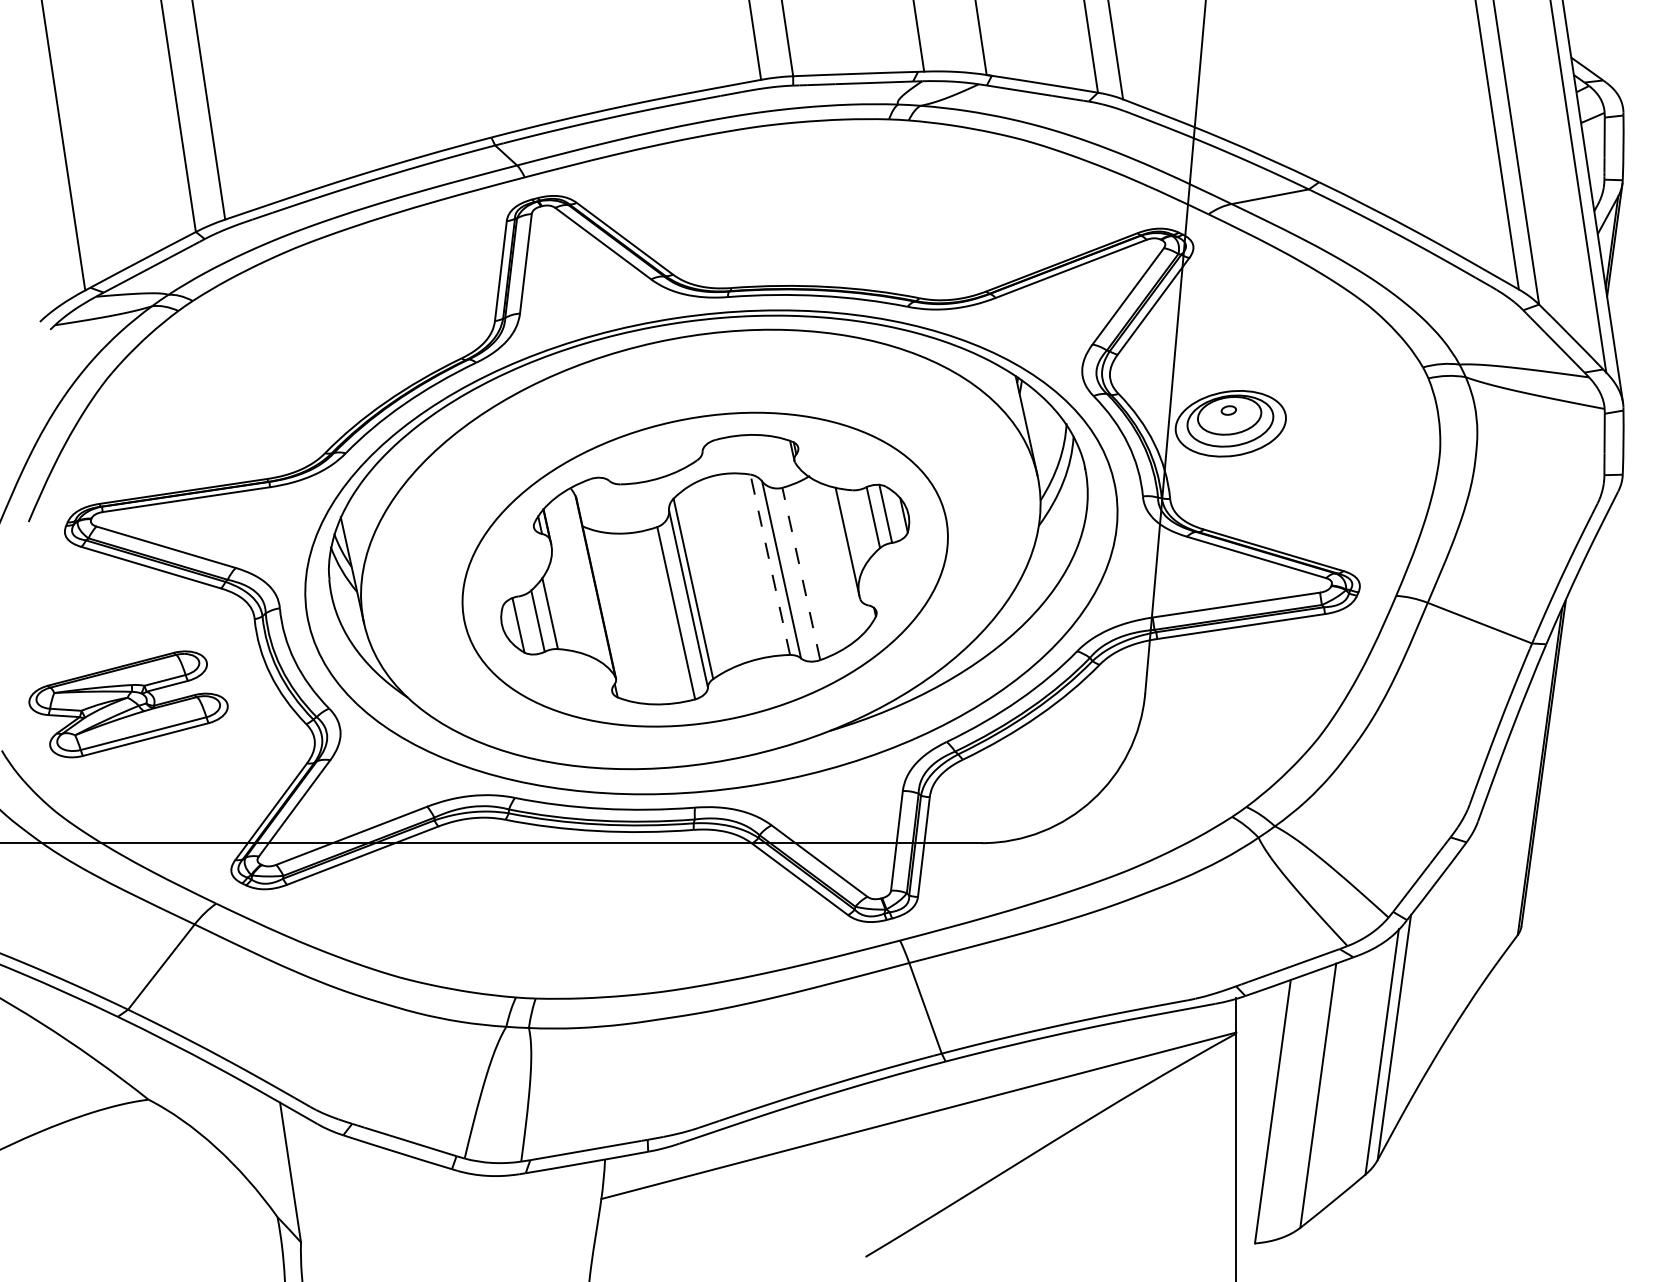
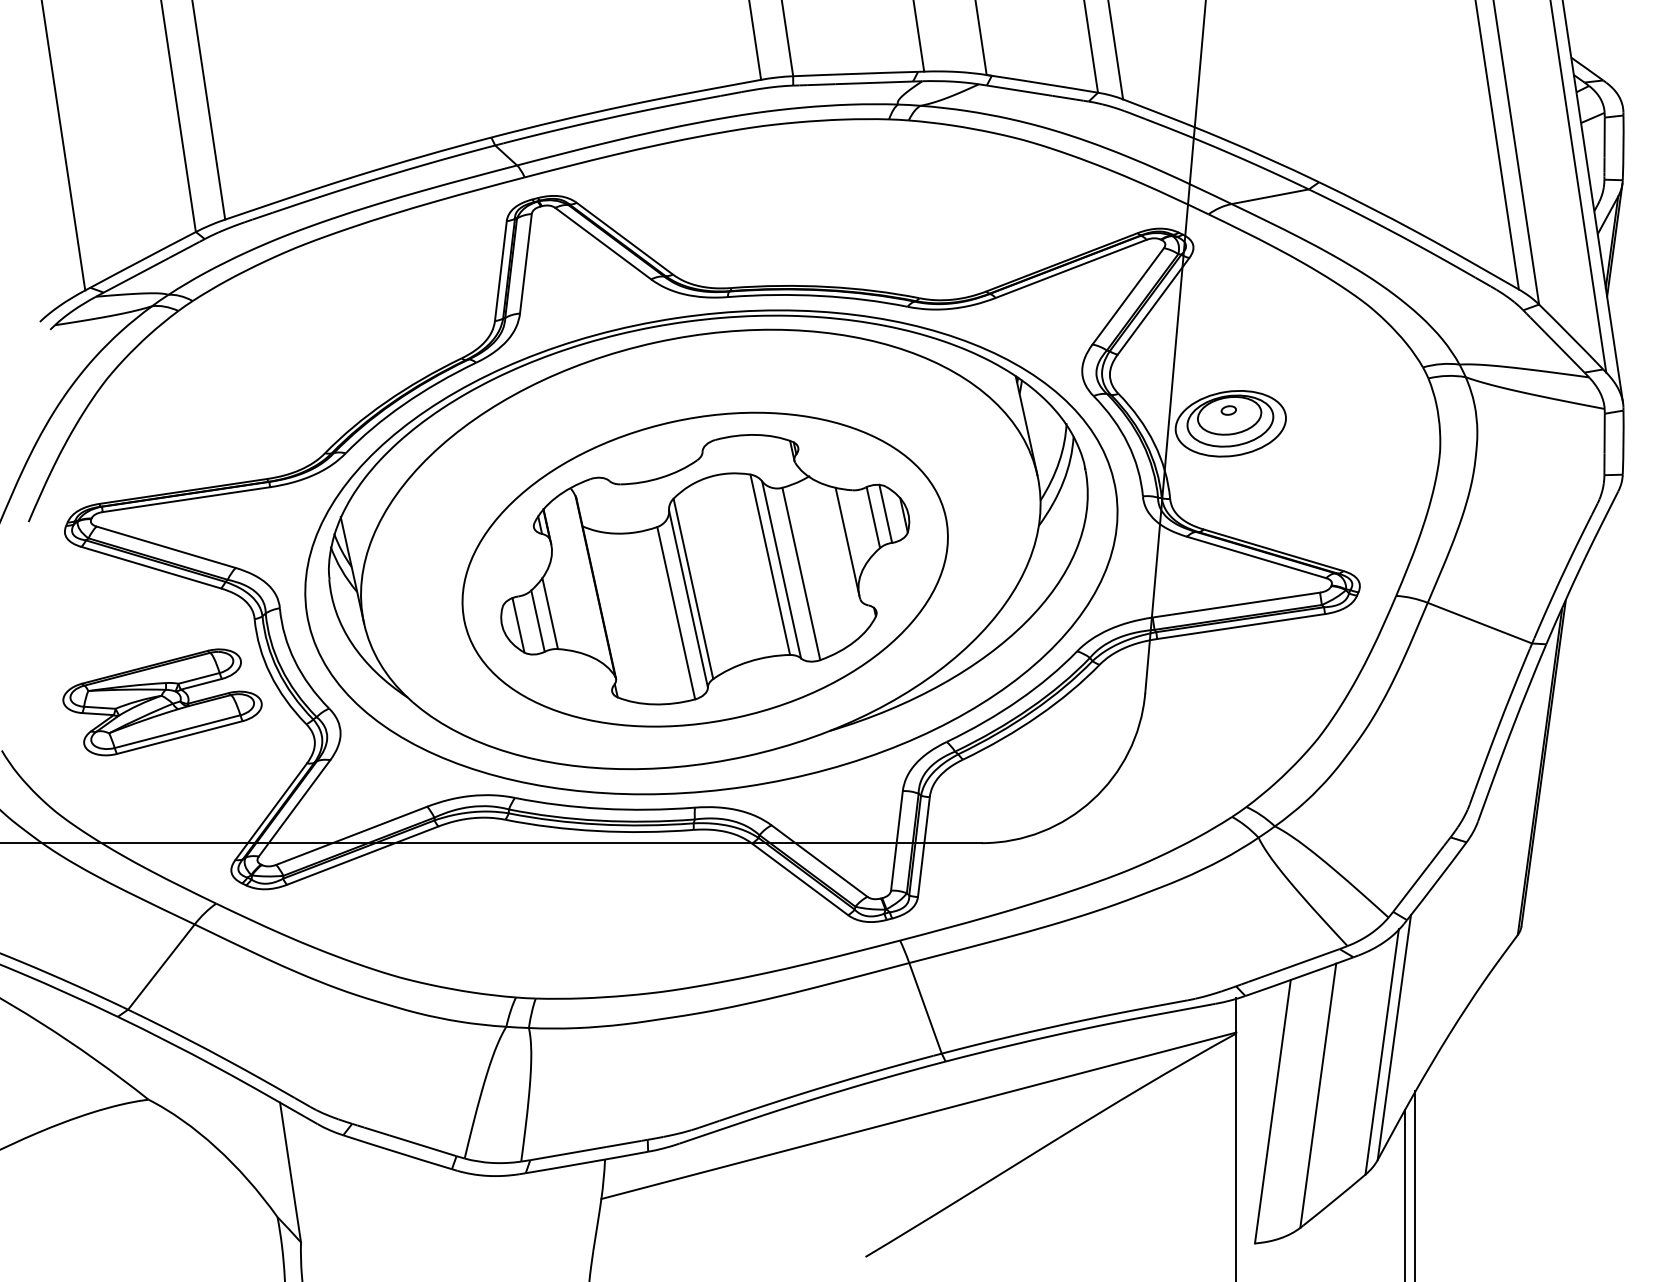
line: dashed -> solid (770, 564)
line: dashed -> solid (801, 573)
part position: (128, 704) -> (162, 702) (162, 702)
line: none -> present (1415, 1184)
line: none -> present (1404, 1194)
